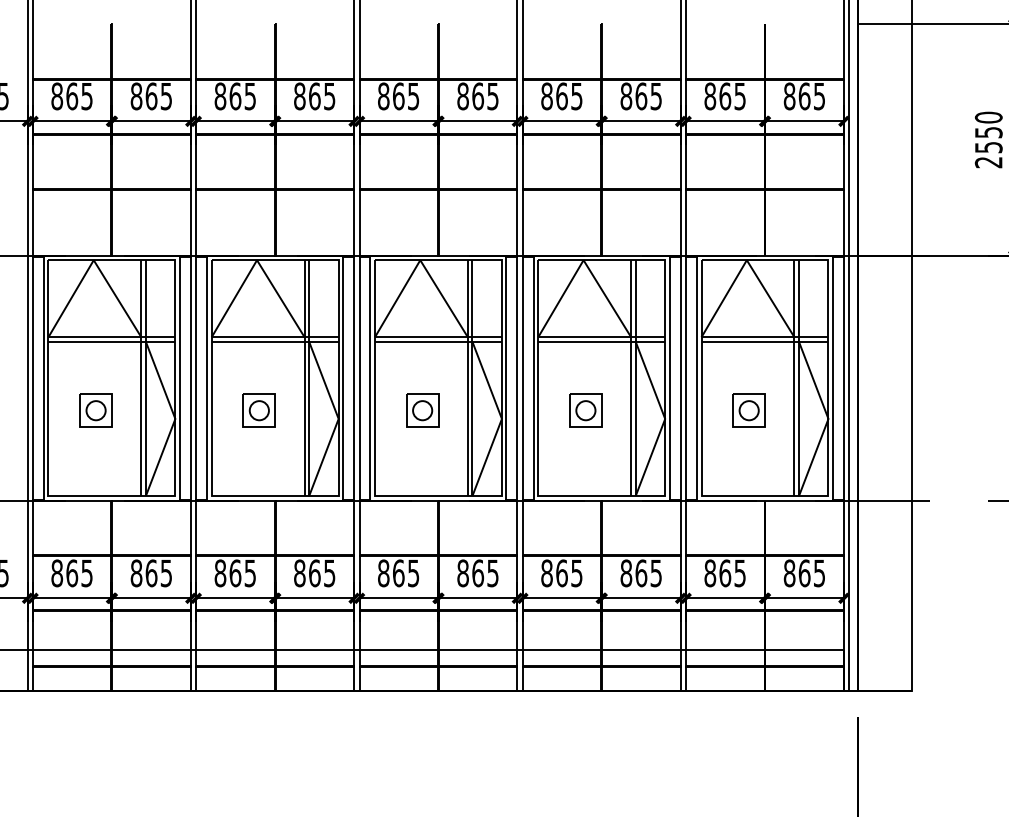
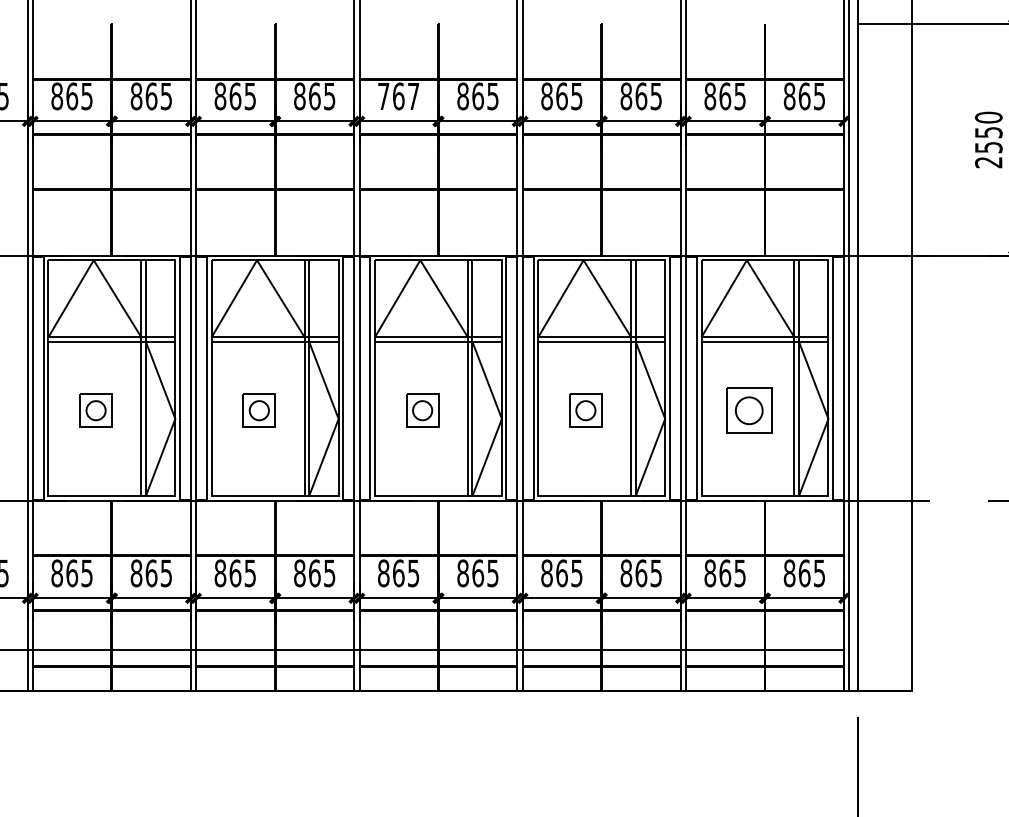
text: 865 -> 767 (398, 96)
part size: 34x35 px -> 47x47 px (749, 410)
